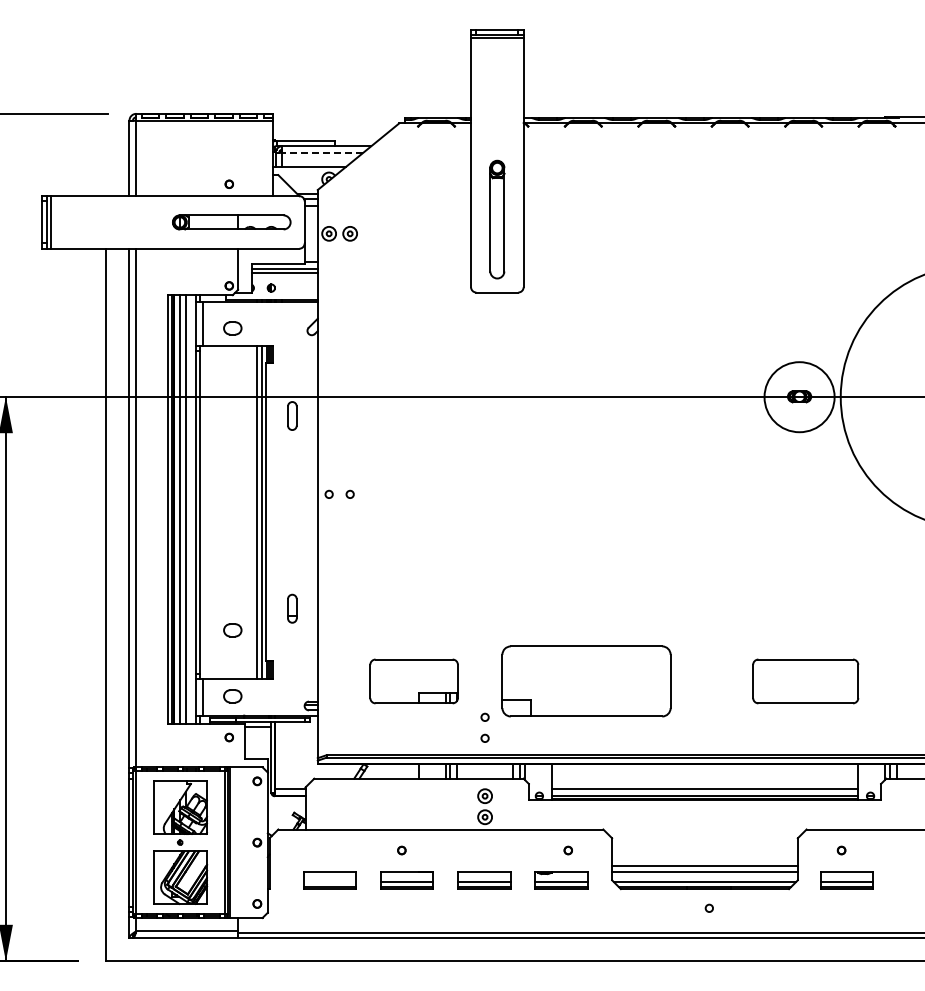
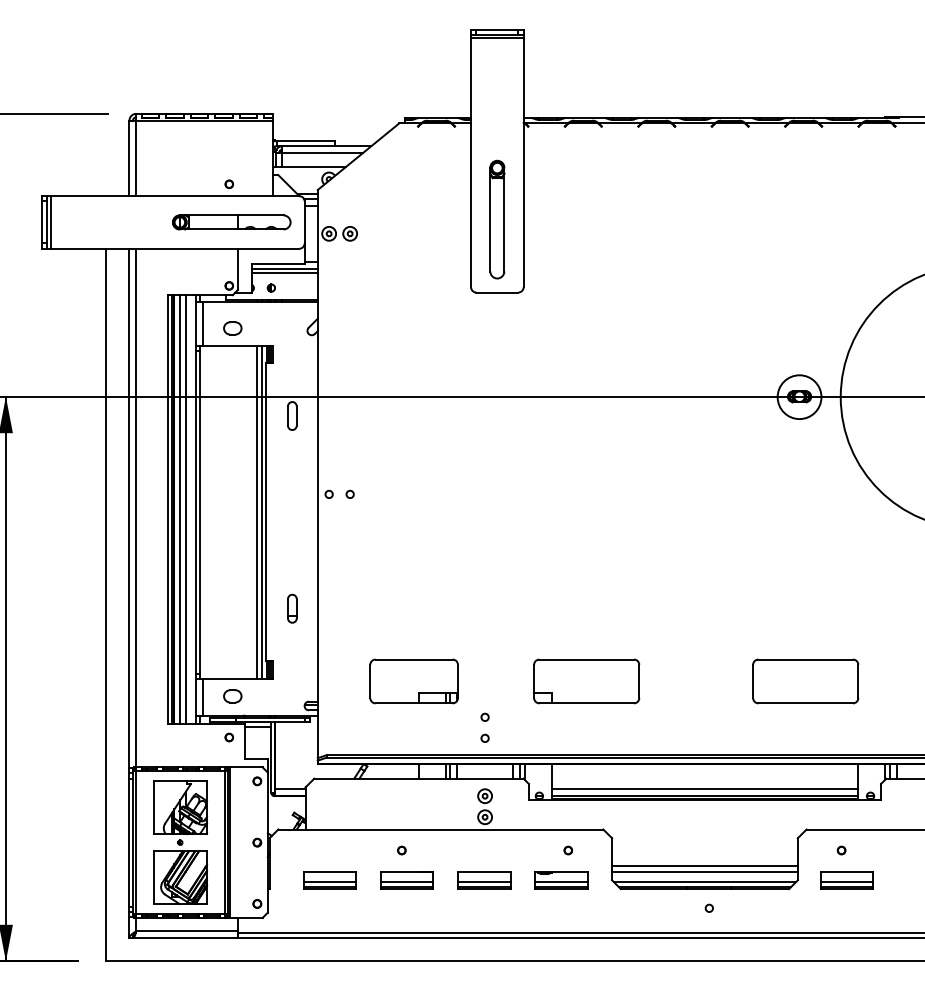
line: dashed -> solid (322, 152)
circle diameter: 70 px -> 44 px (799, 397)
part: present -> none (232, 630)
part size: 171x73 px -> 108x47 px (586, 681)
line: none -> present (329, 882)
